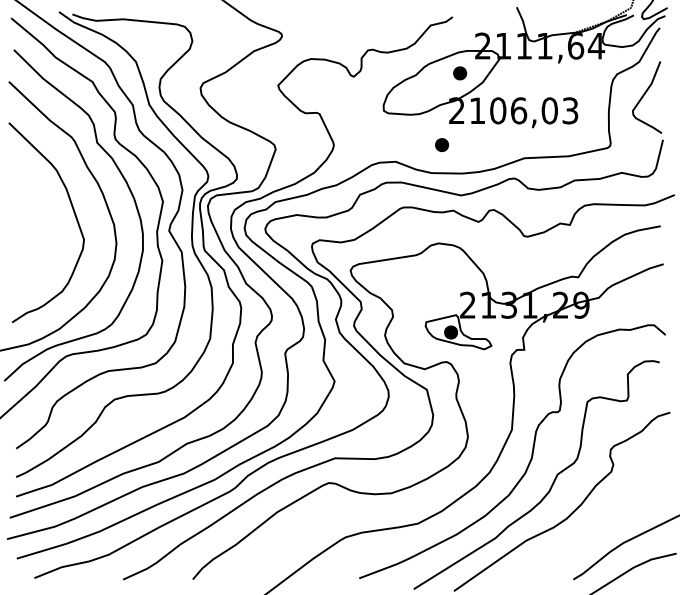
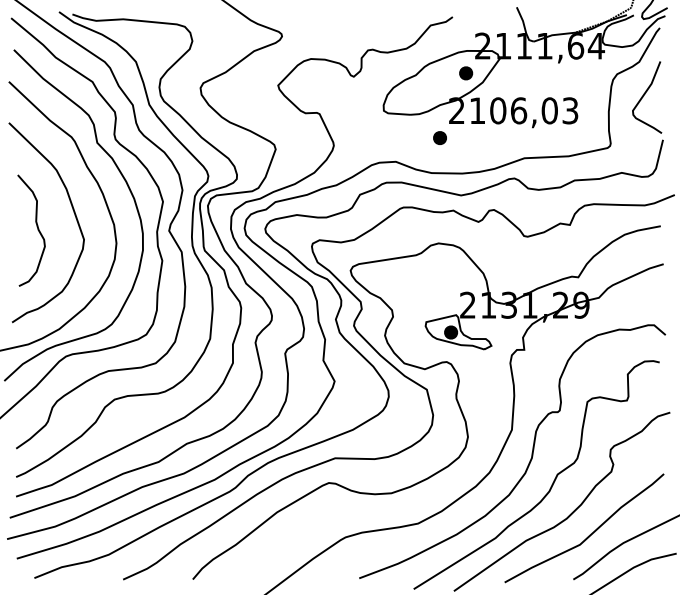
part position: (460, 73) -> (466, 73) (466, 73)
part position: (441, 144) -> (439, 137) (439, 137)
curve: none -> present (37, 230)
part: none -> present (590, 533)
